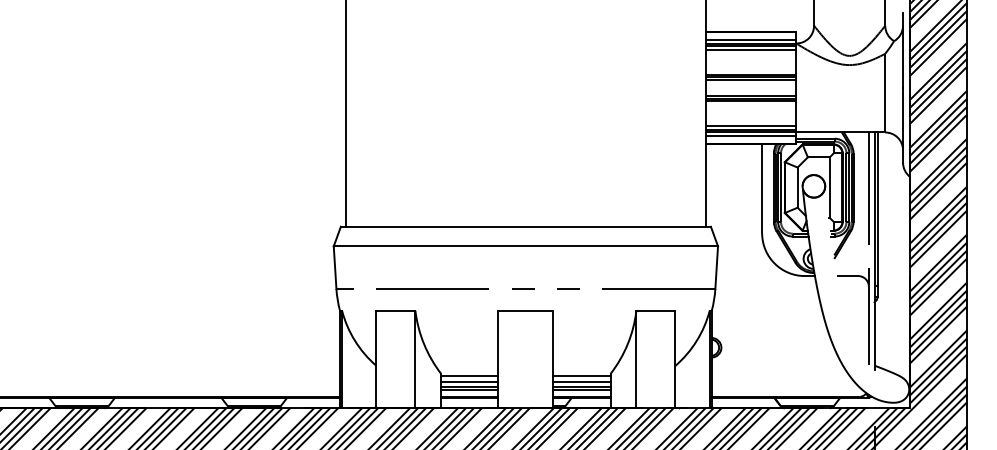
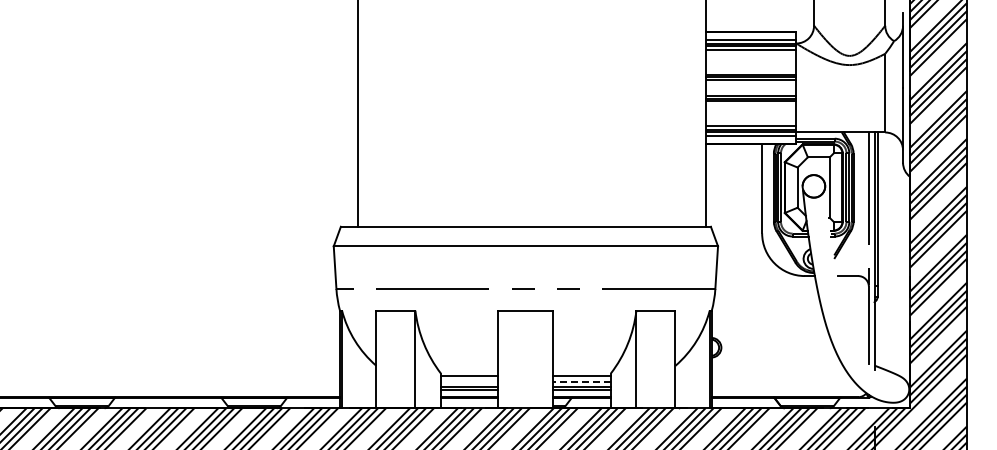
line position: (346, 114) -> (358, 114) (358, 114)
line: present -> none (469, 382)
line: solid -> dashed (582, 382)
